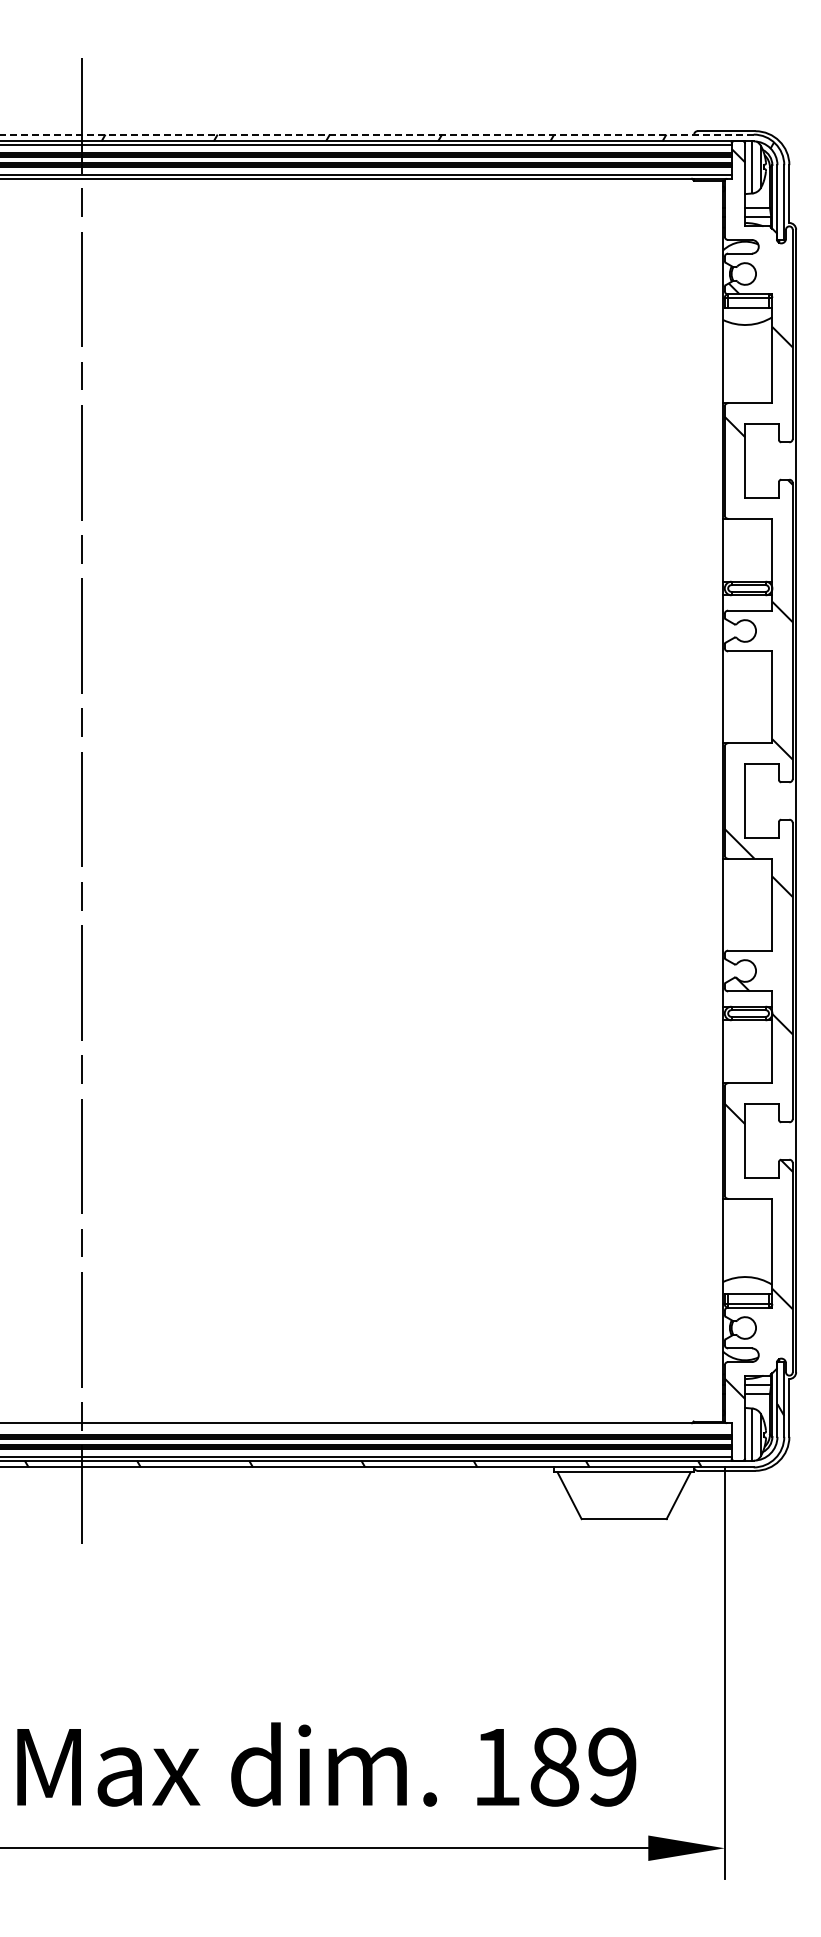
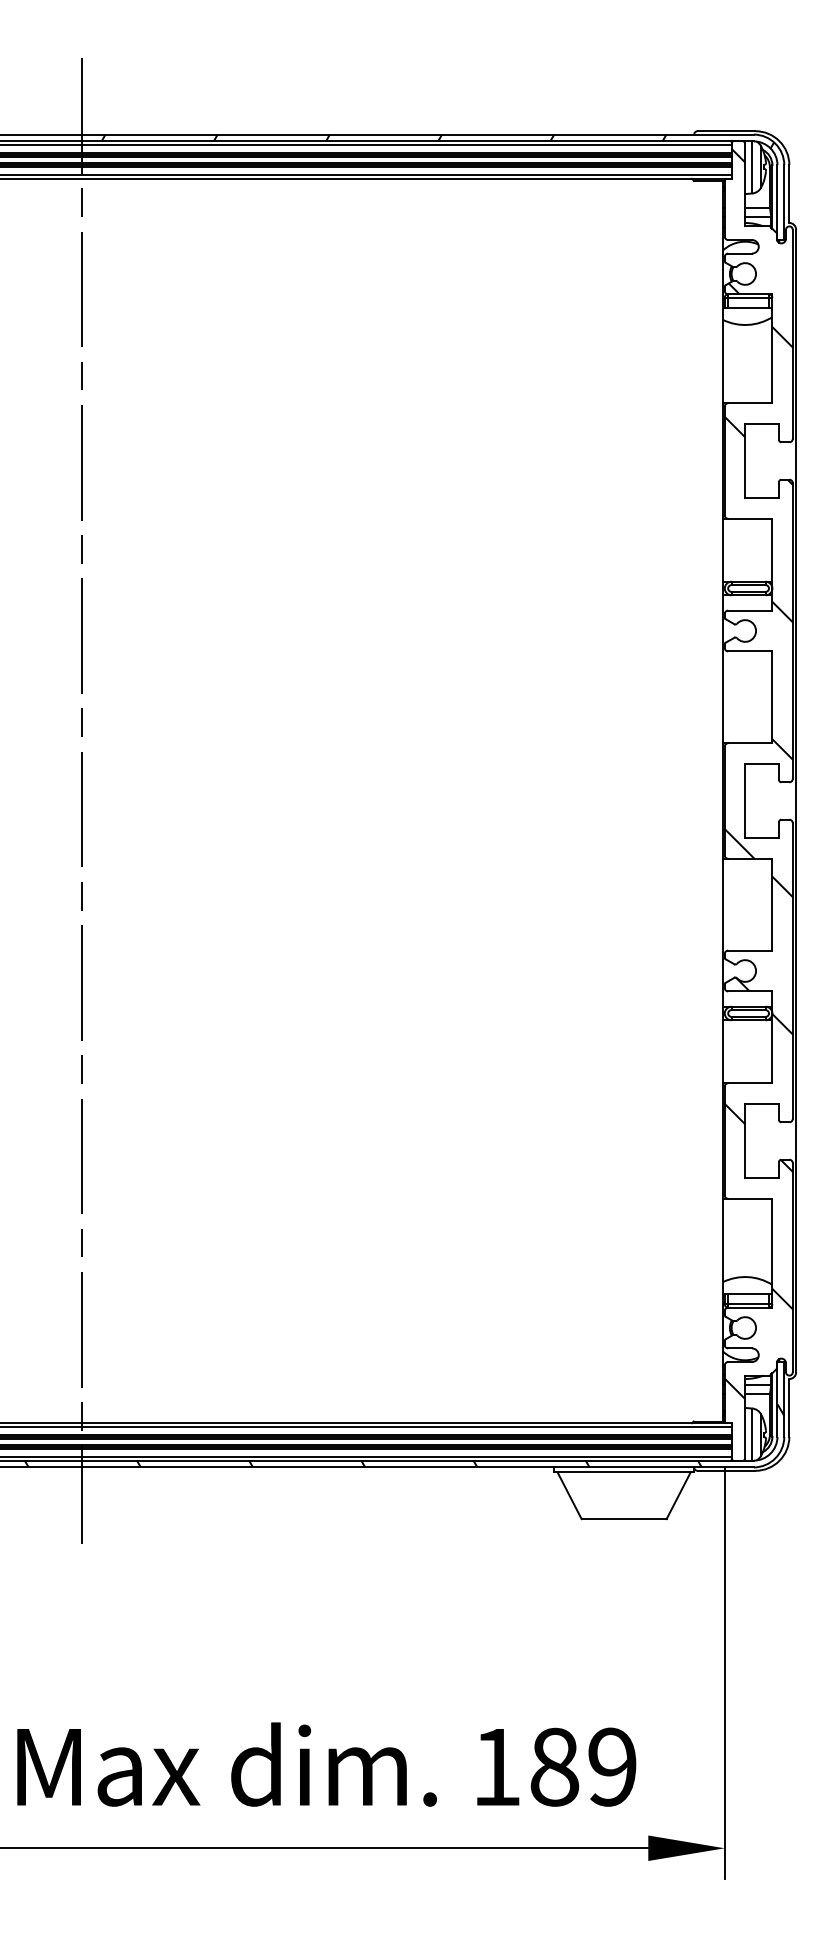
line: dashed -> solid (376, 134)
line: none -> present (366, 1426)
